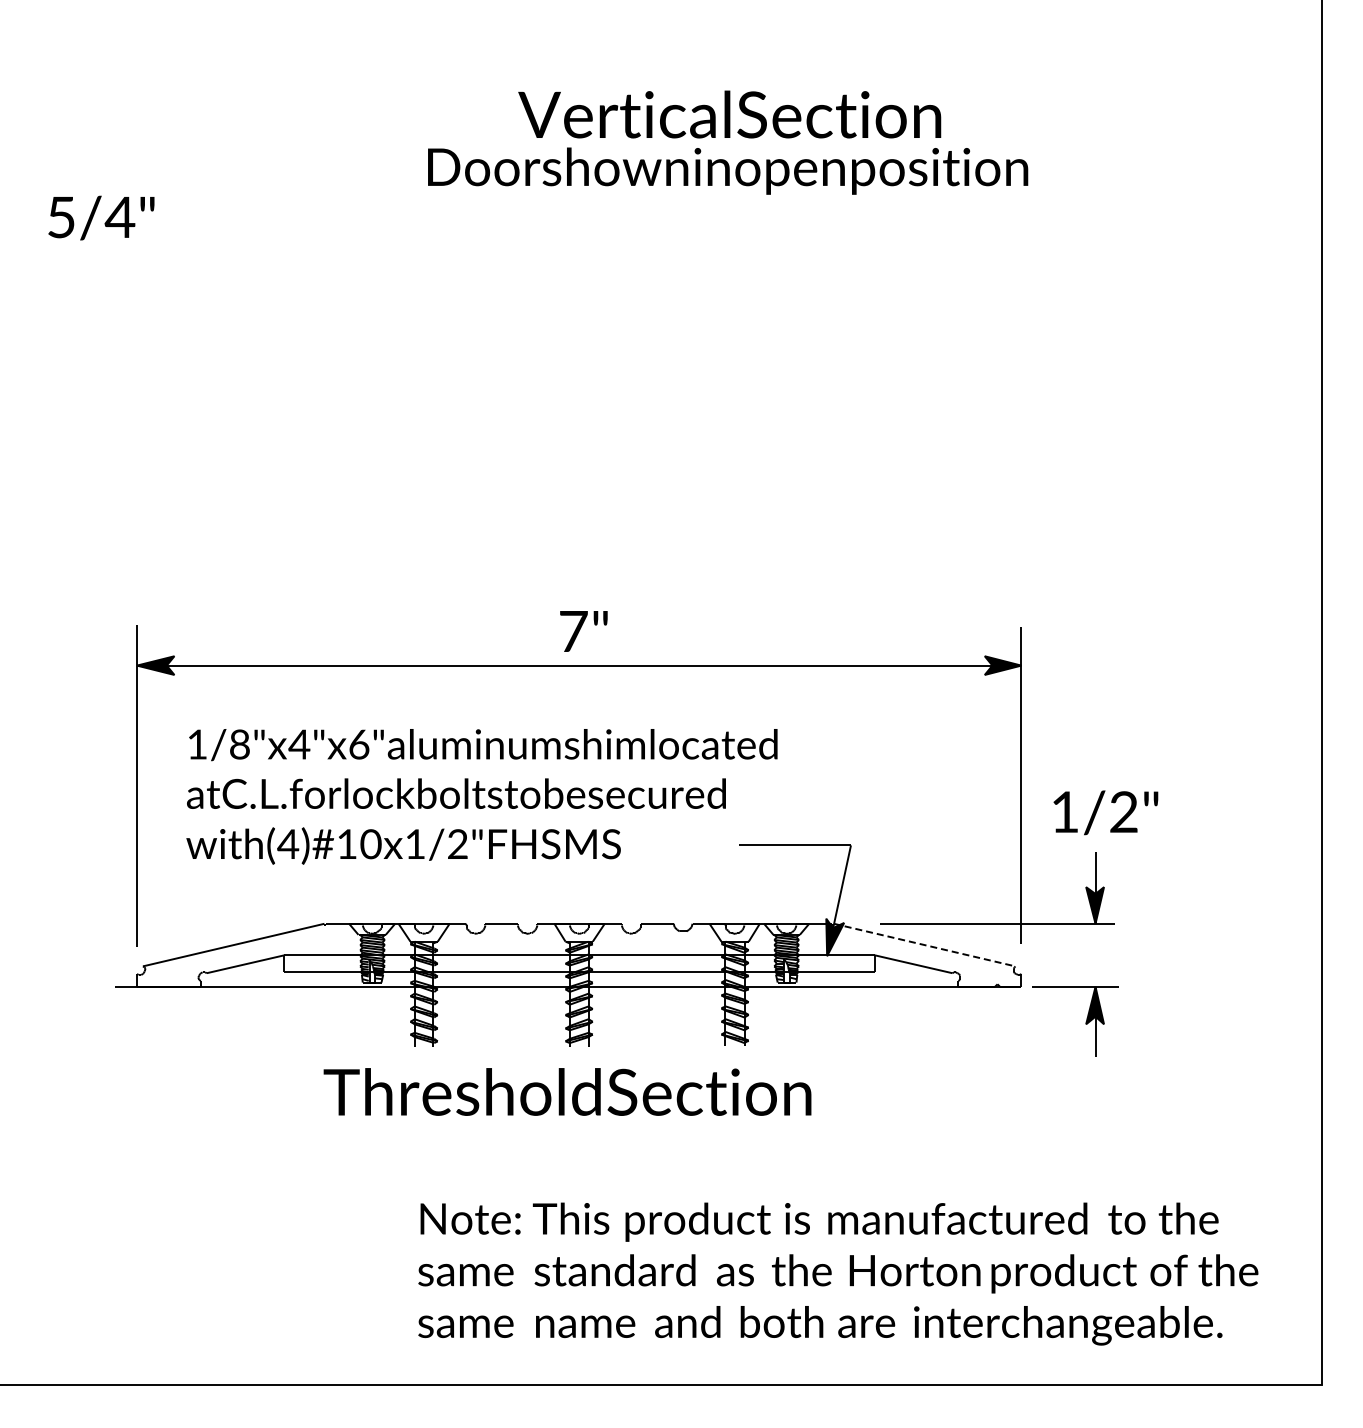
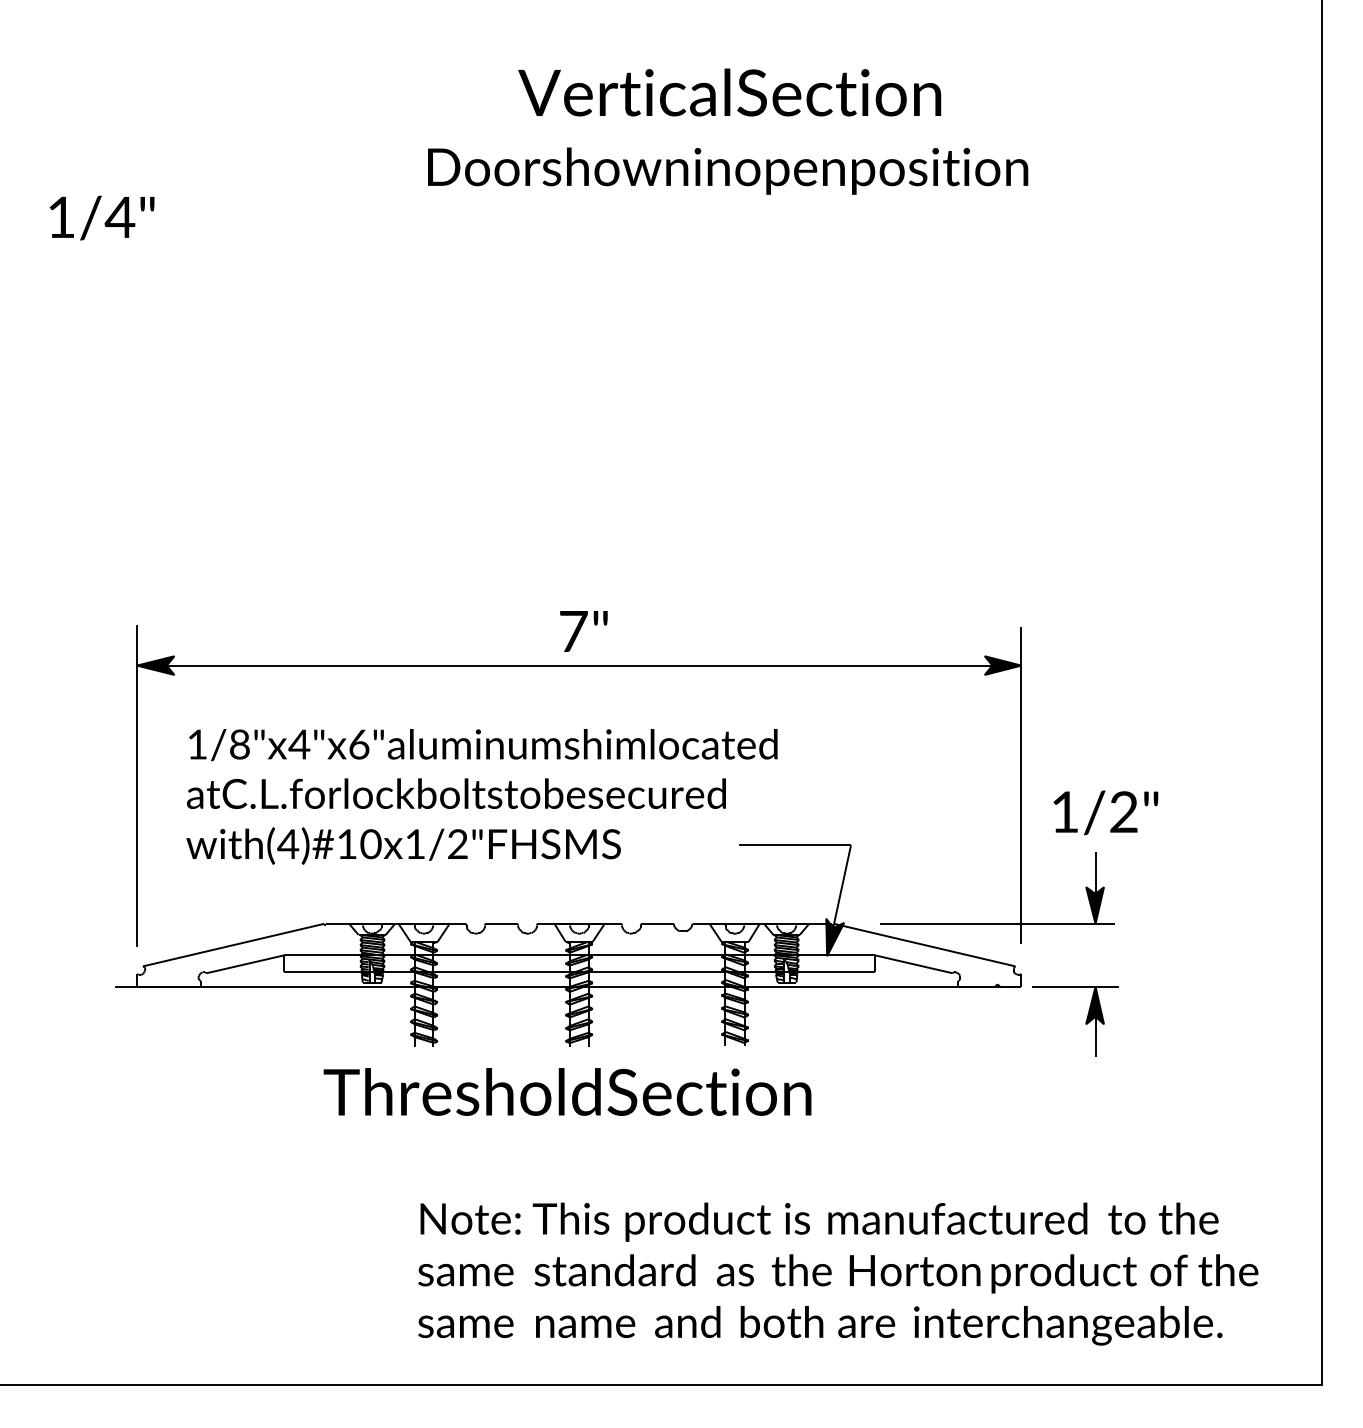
text position: (729, 114) -> (729, 92) (729, 92)
text: 5/4" -> 1/4" (61, 217)
line: dashed -> solid (925, 945)
